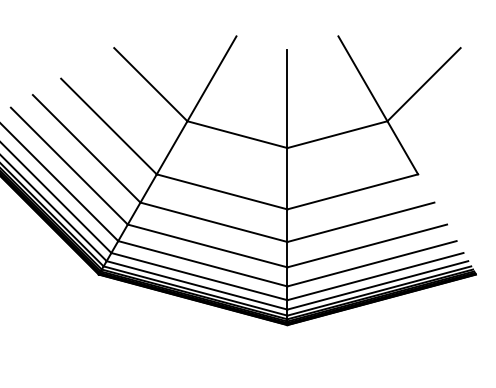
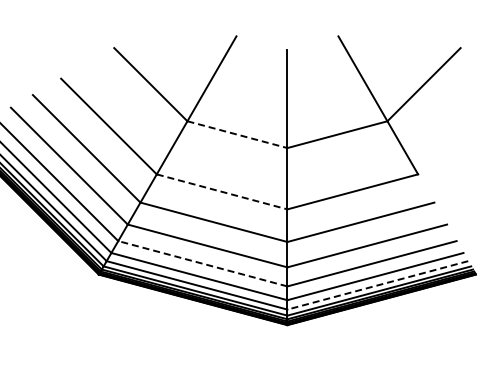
line: solid -> dashed (237, 134)
line: solid -> dashed (222, 191)
line: solid -> dashed (202, 263)
line: solid -> dashed (377, 285)
